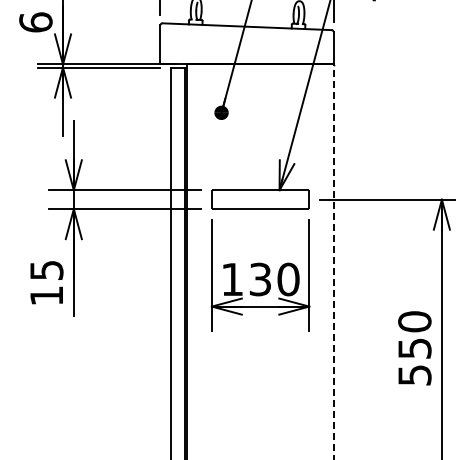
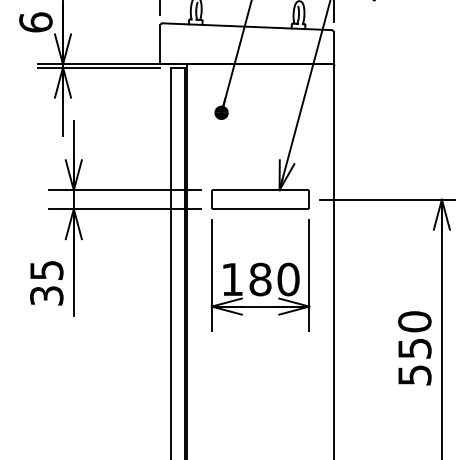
line: dashed -> solid (333, 262)
text: 130 -> 180 (260, 279)
text: 15 -> 35 (46, 295)
